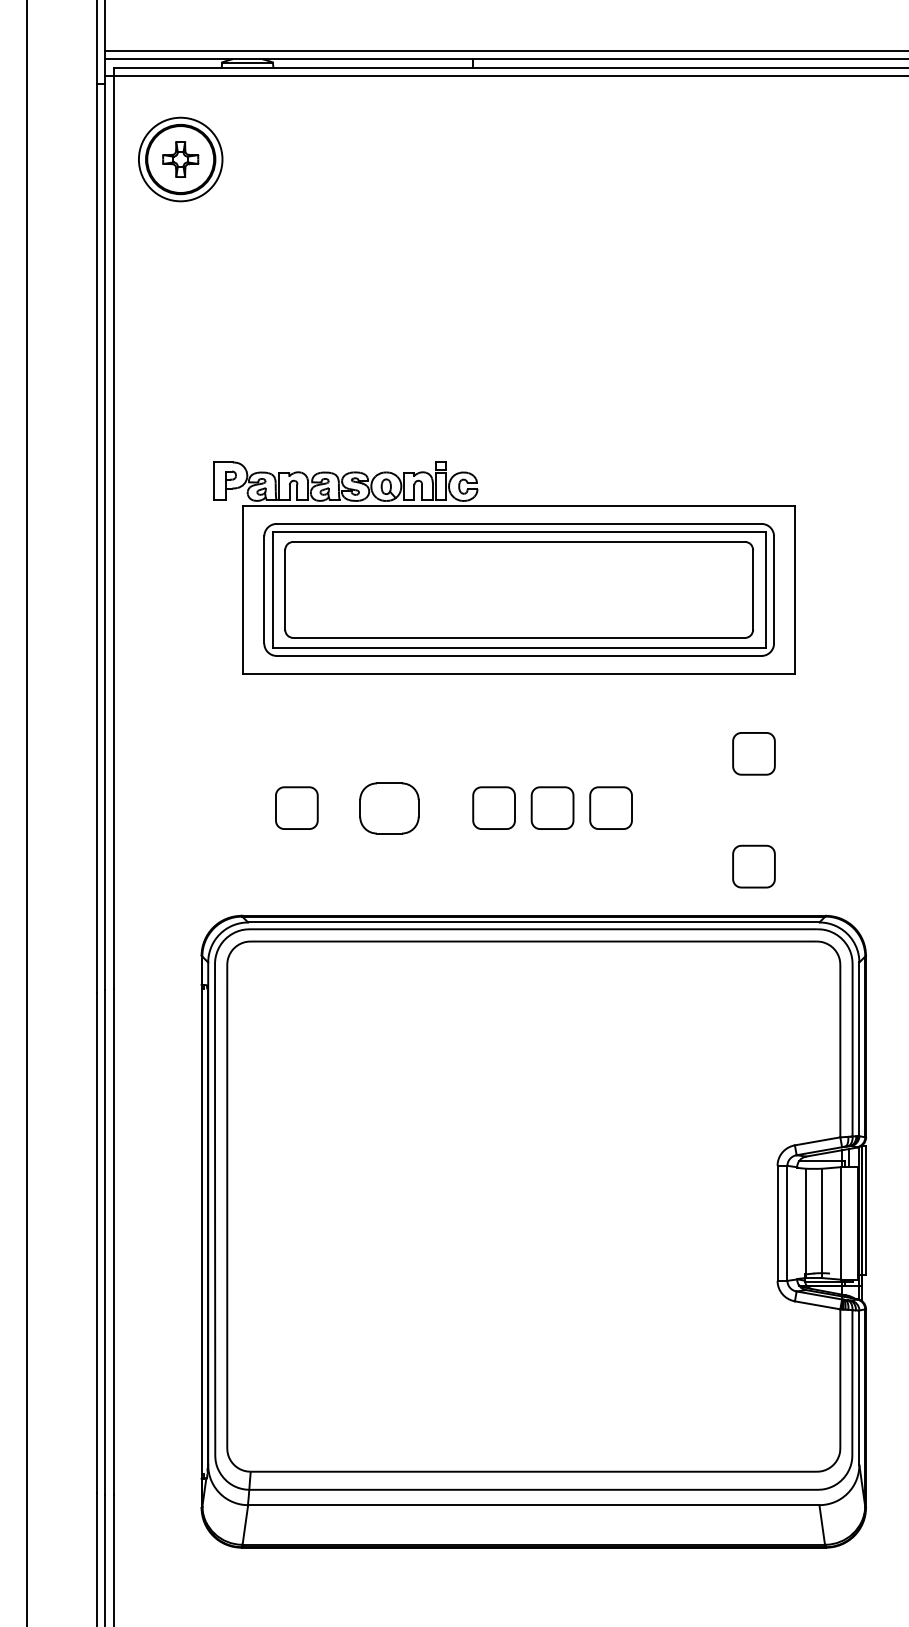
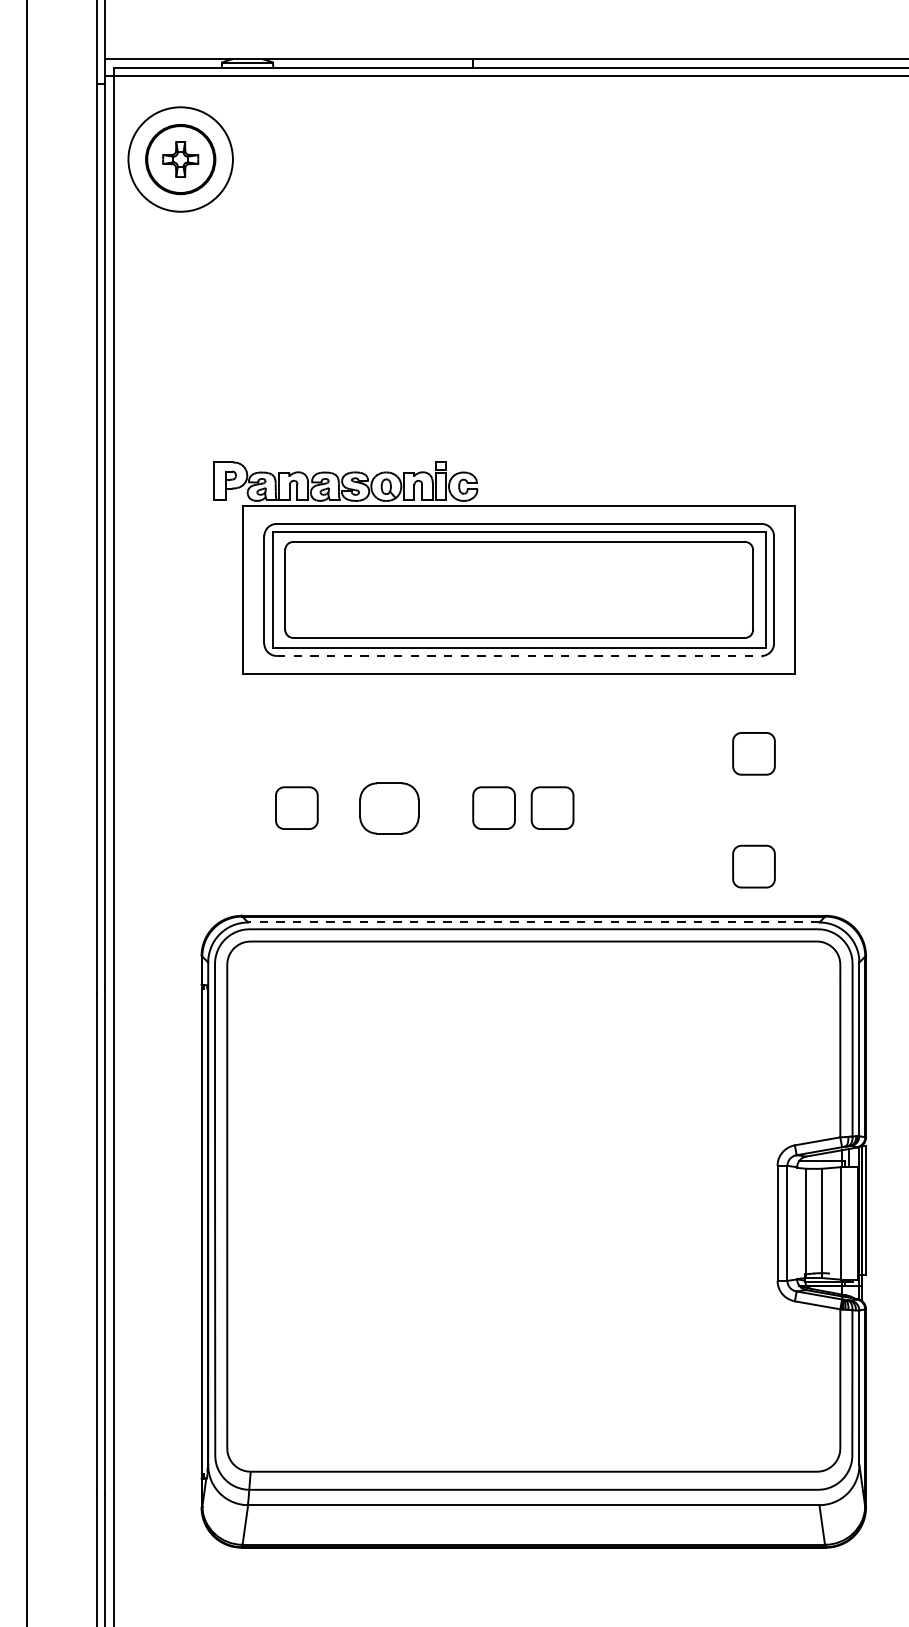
line: present -> none (505, 50)
circle diameter: 84 px -> 104 px (180, 159)
line: solid -> dashed (519, 655)
part: present -> none (610, 807)
line: solid -> dashed (533, 922)
